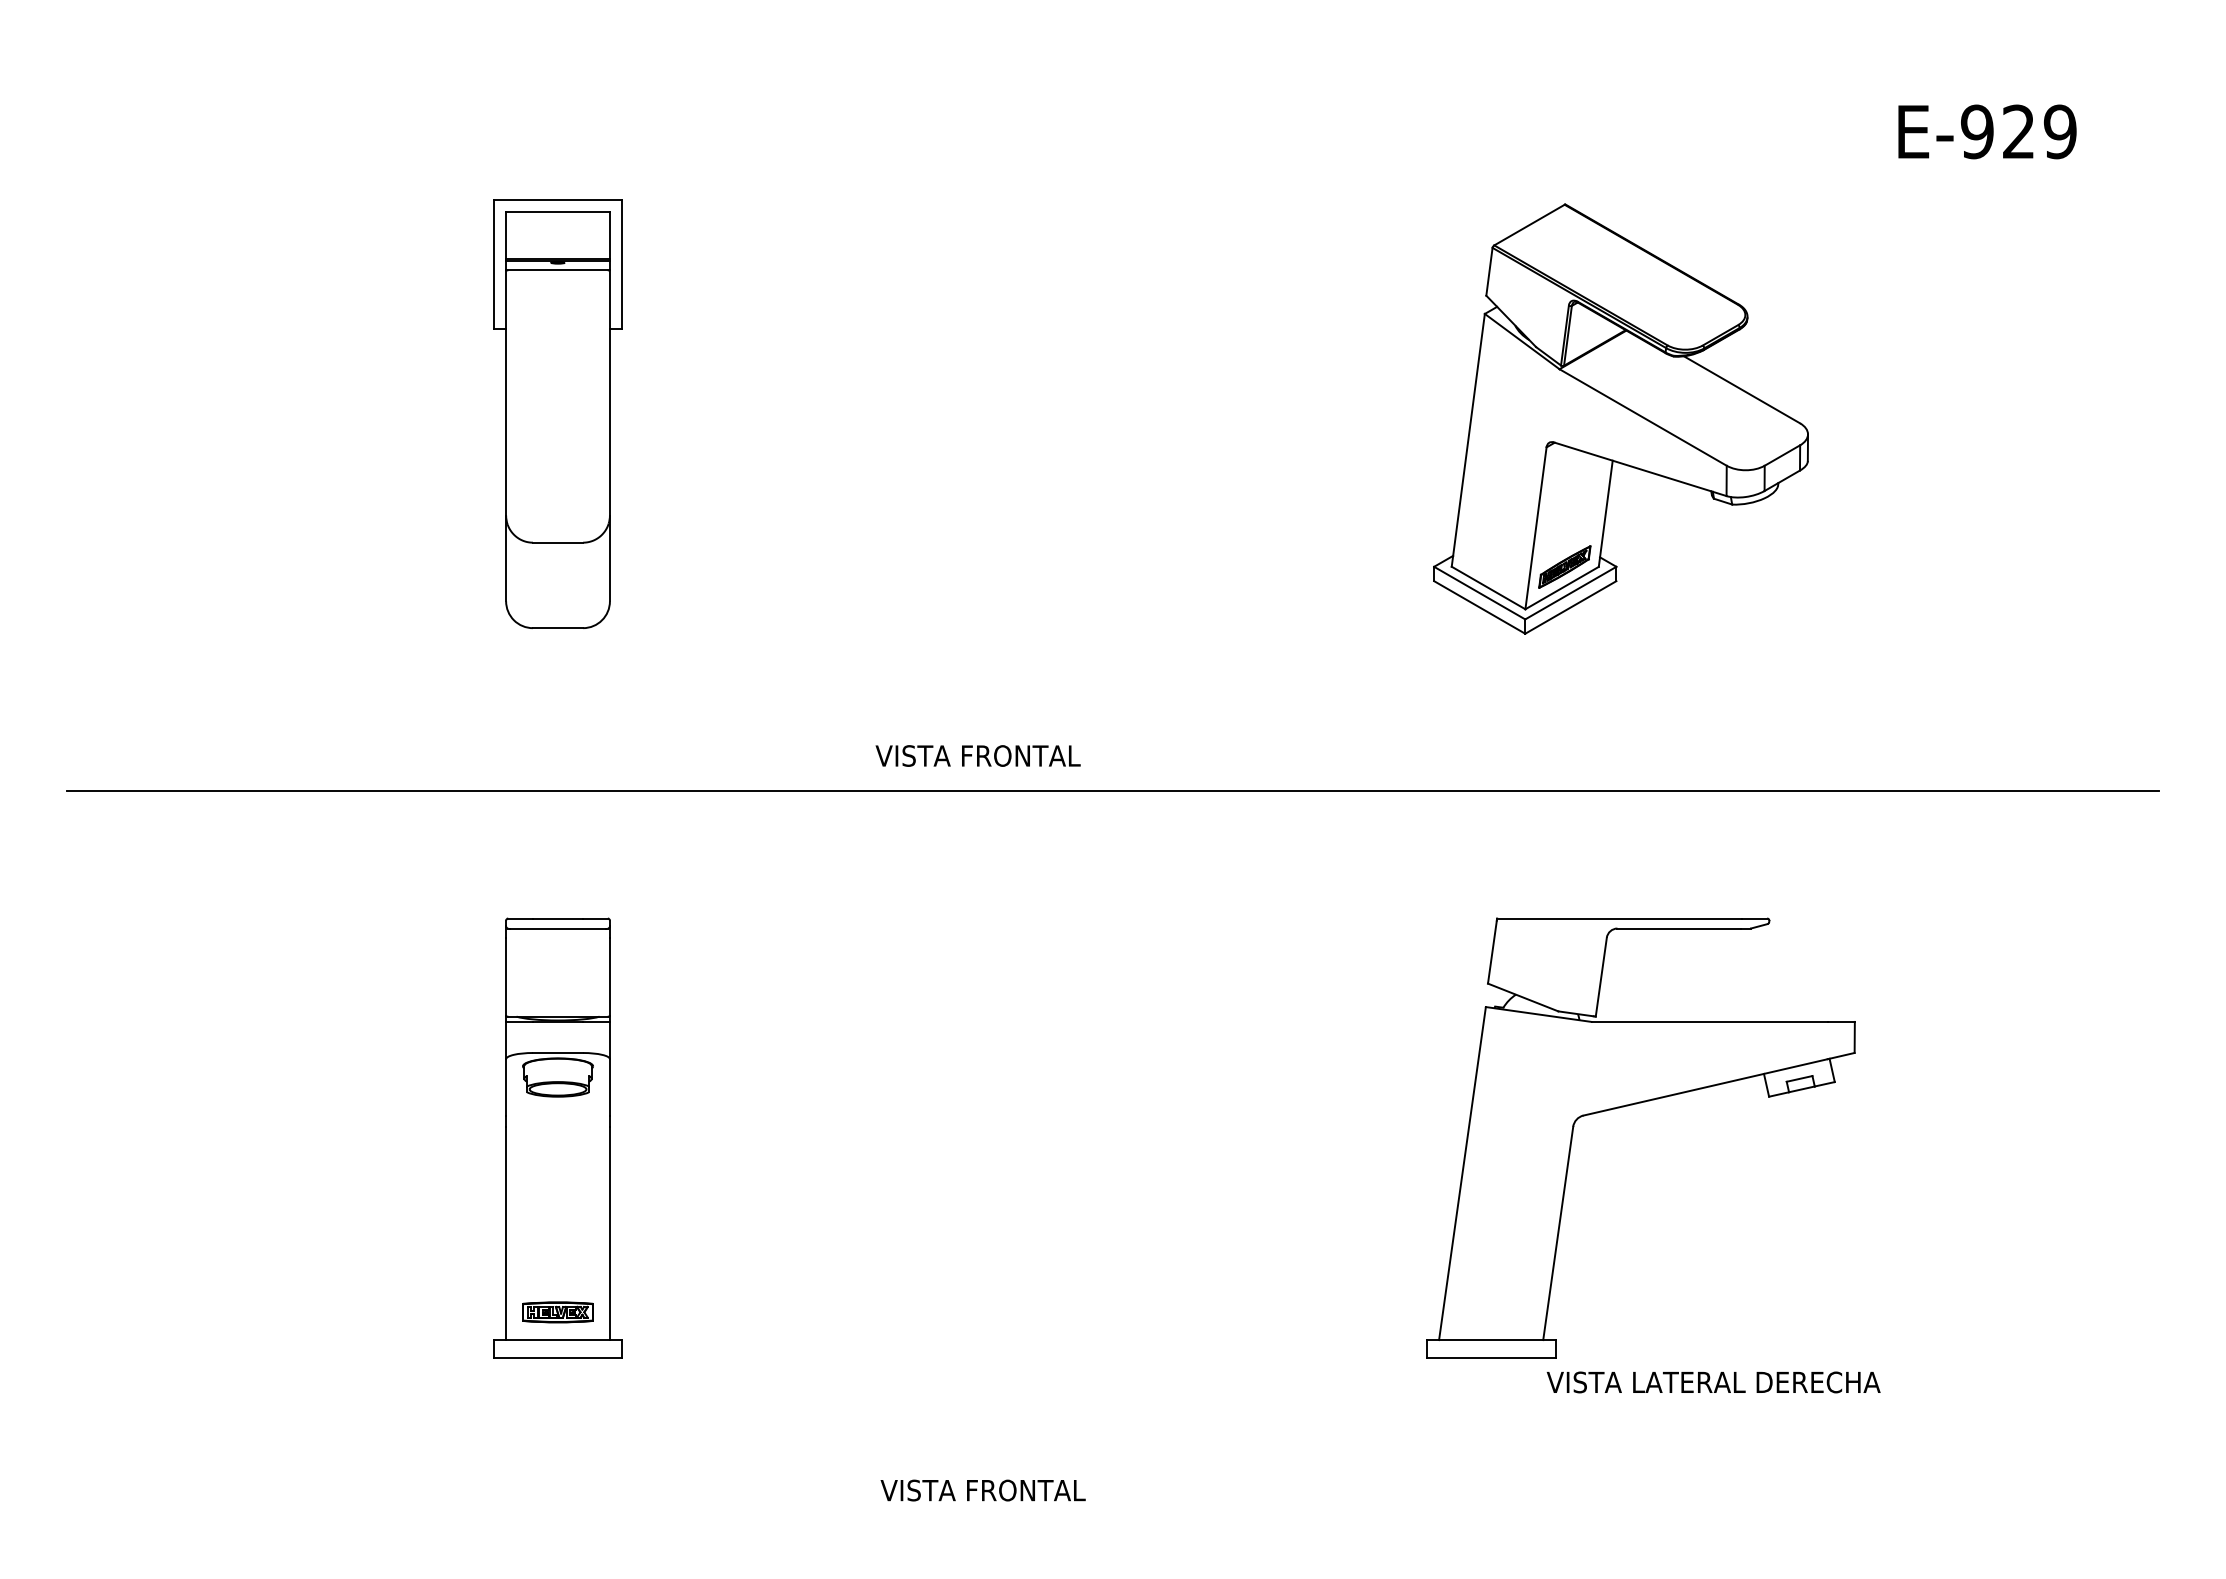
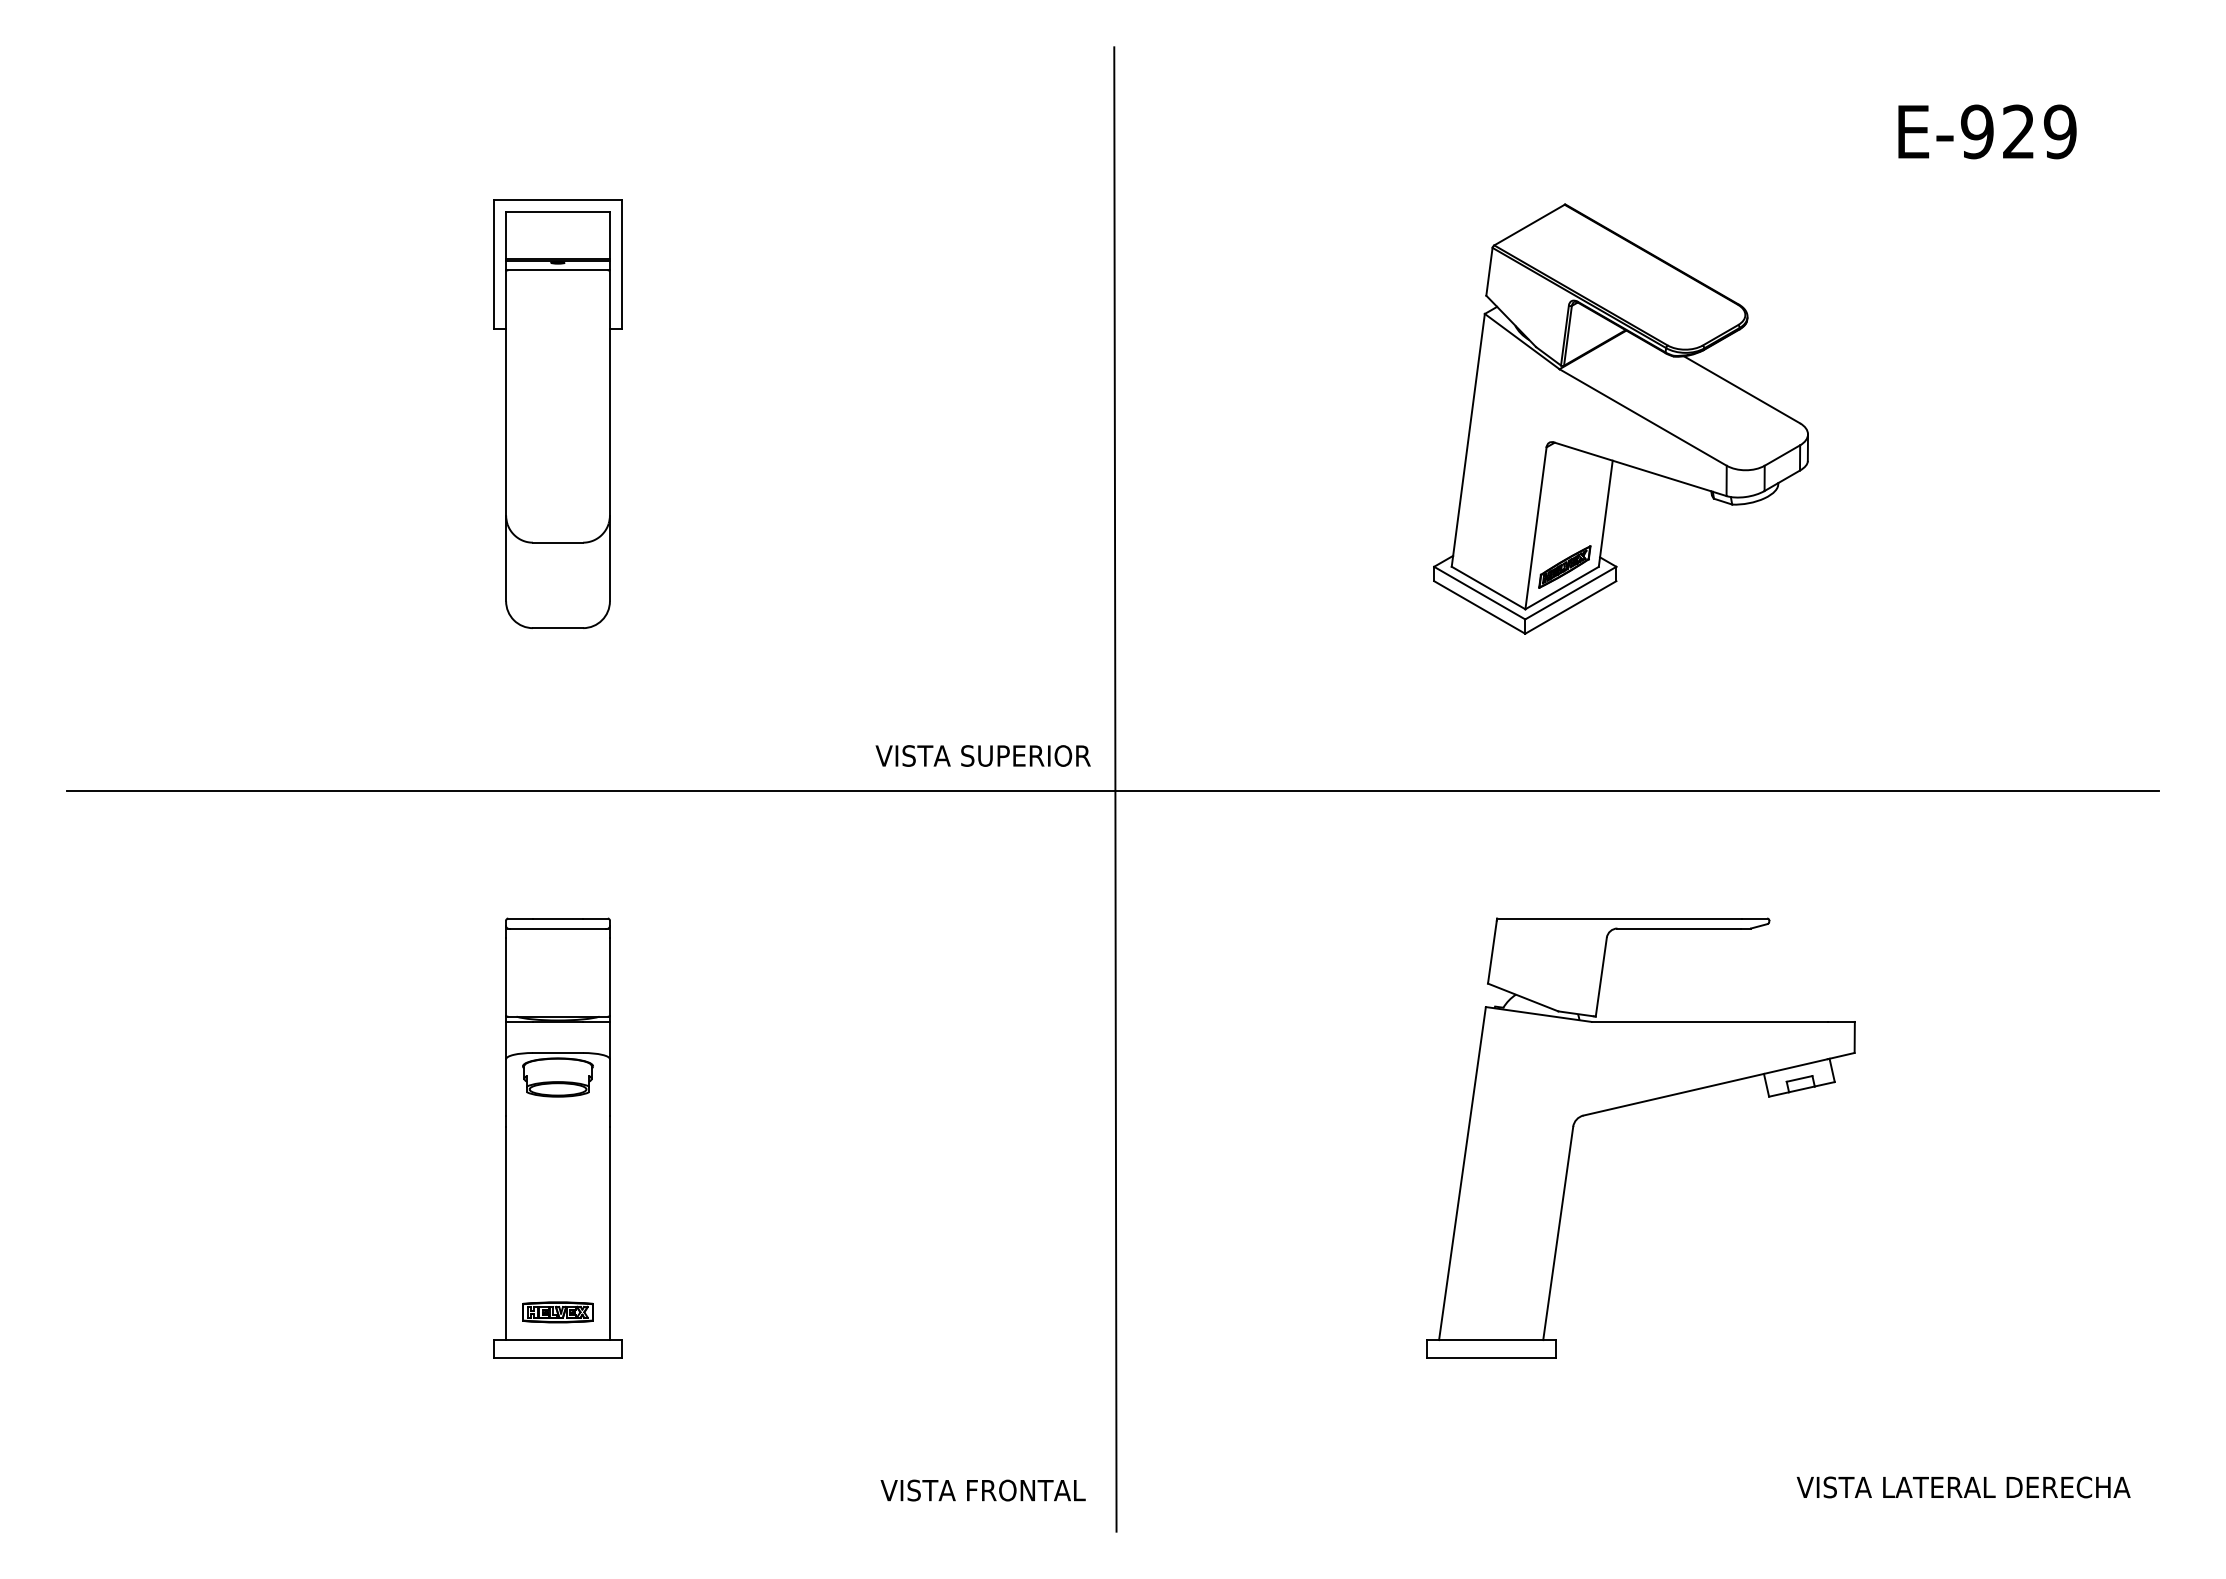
text: VISTA FRONTAL -> VISTA SUPERIOR (1025, 755)
line: none -> present (1115, 789)
text position: (1713, 1382) -> (1963, 1487) (1963, 1487)
